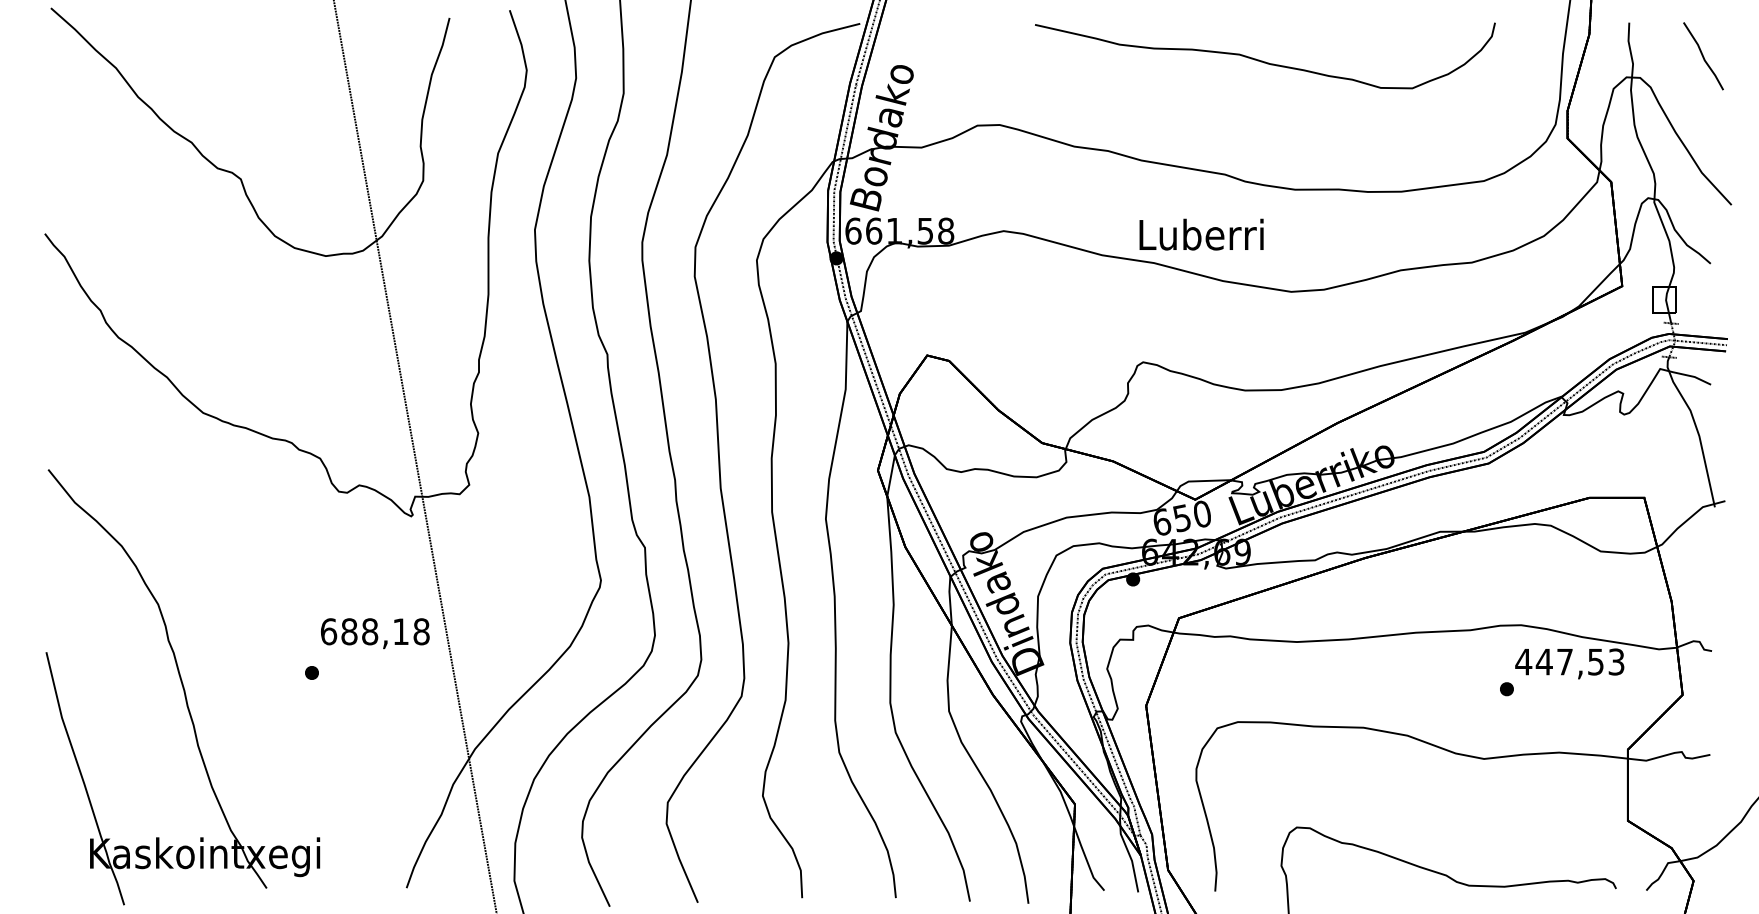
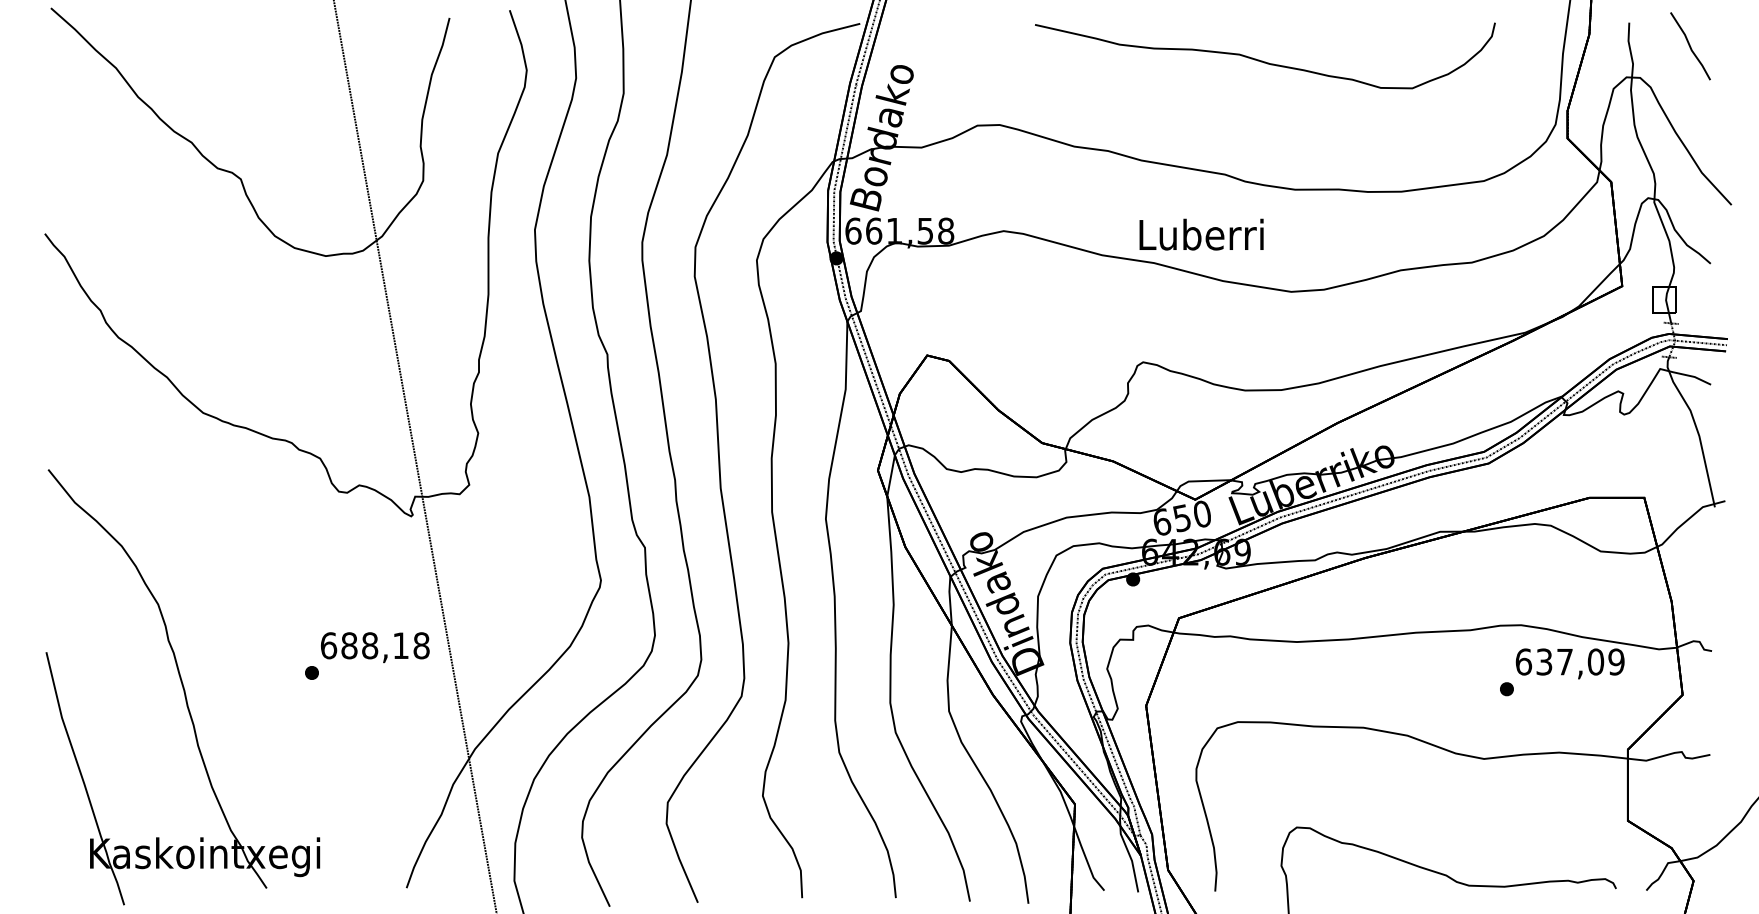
line position: (1703, 56) -> (1690, 46) (1690, 46)
text position: (375, 633) -> (375, 647) (375, 647)
text: 447,53 -> 637,09 (1569, 661)
